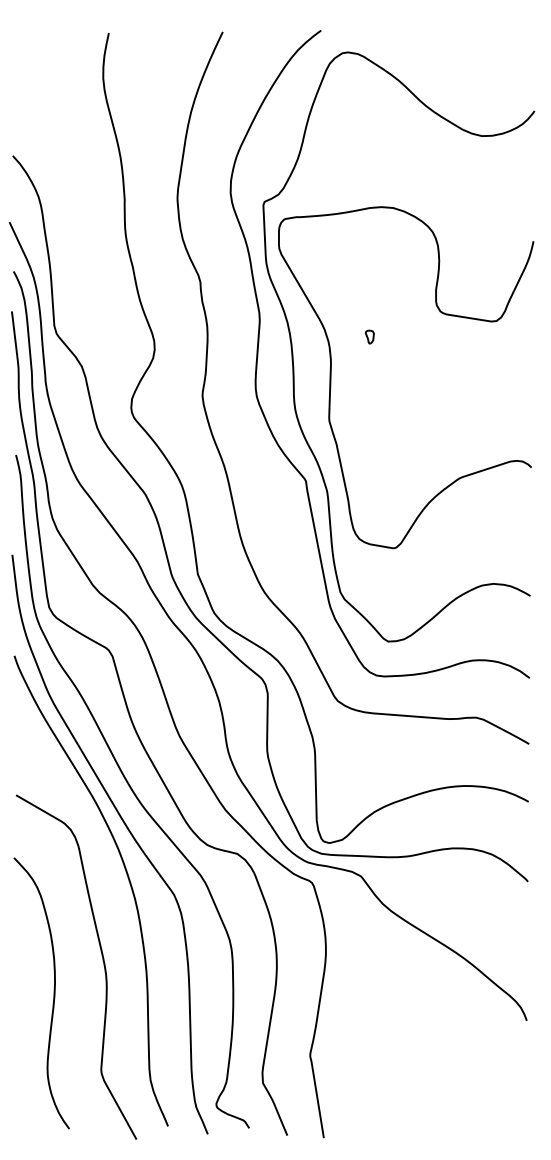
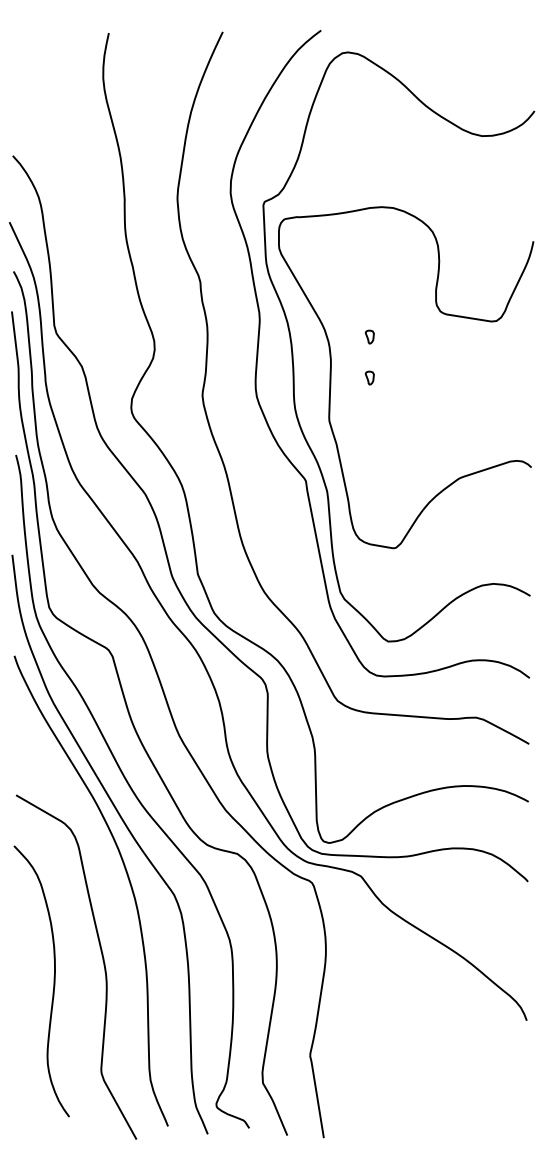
part: none -> present (369, 377)
curve position: (53, 993) -> (53, 981) (53, 981)
